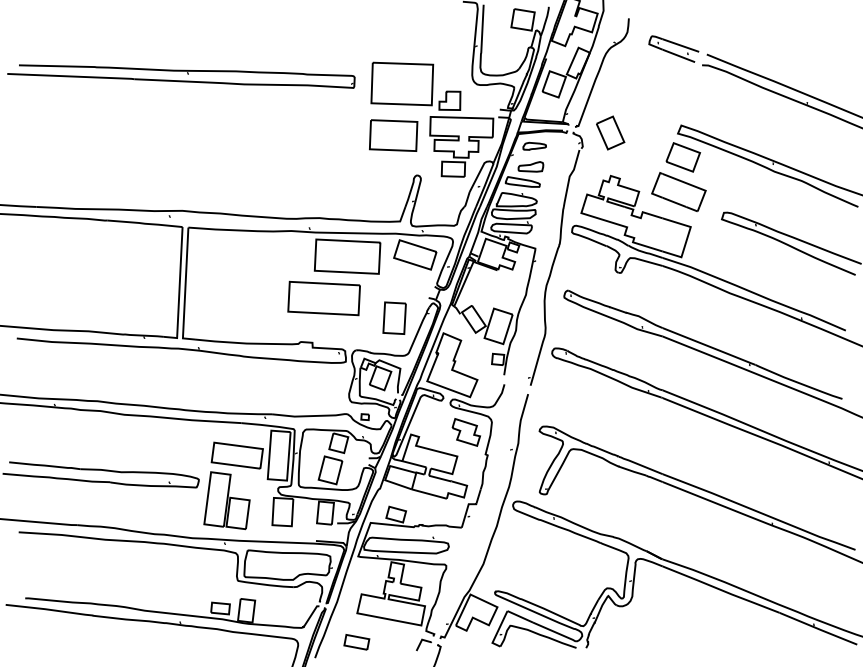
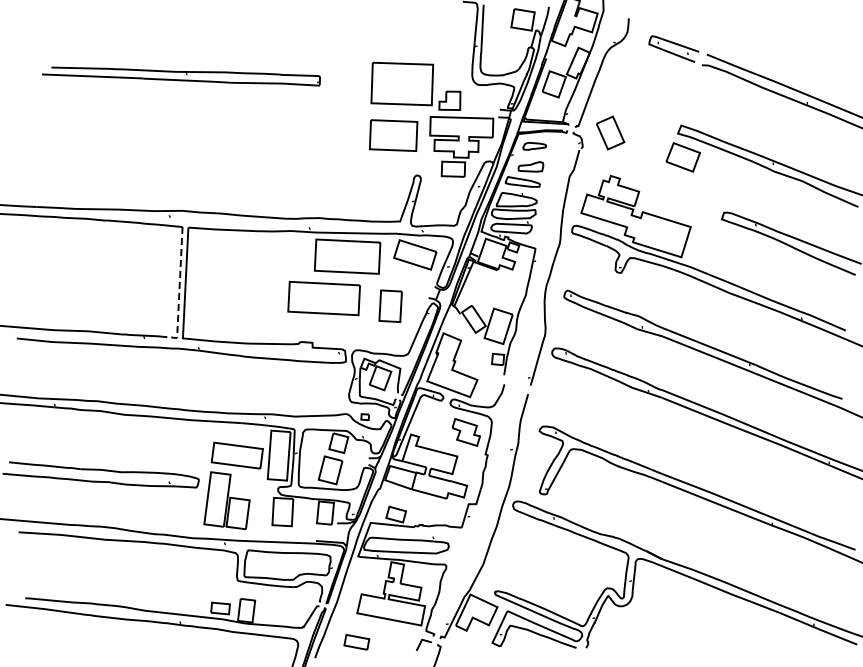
part size: 349x25 px -> 279x21 px (181, 76)
part: present -> none (678, 192)
line: solid -> dashed (179, 290)
part position: (394, 317) -> (390, 305) (390, 305)
